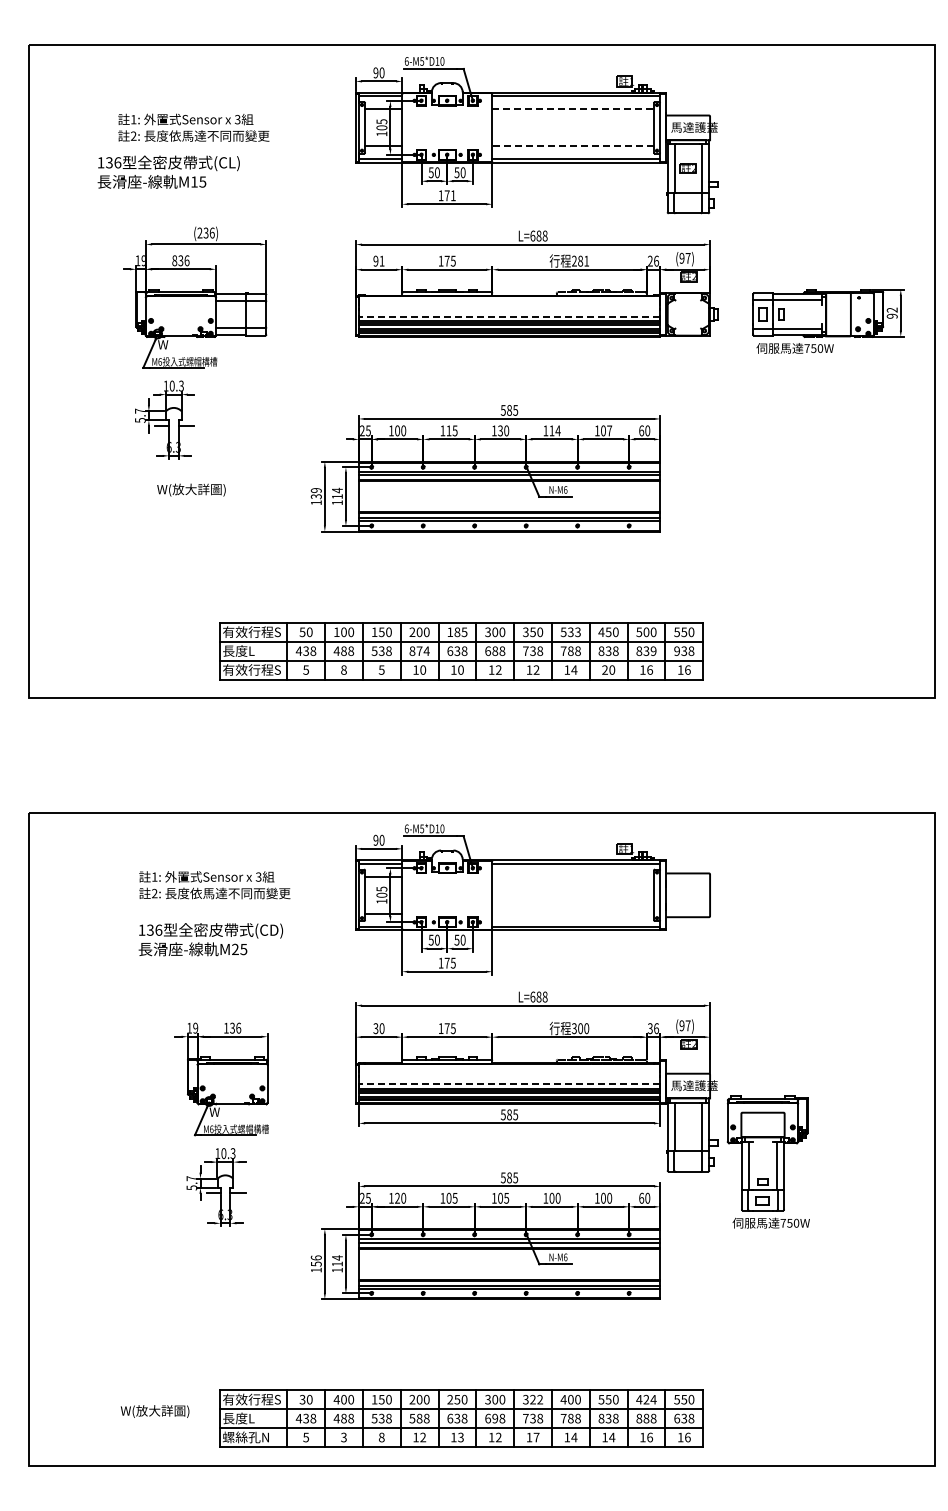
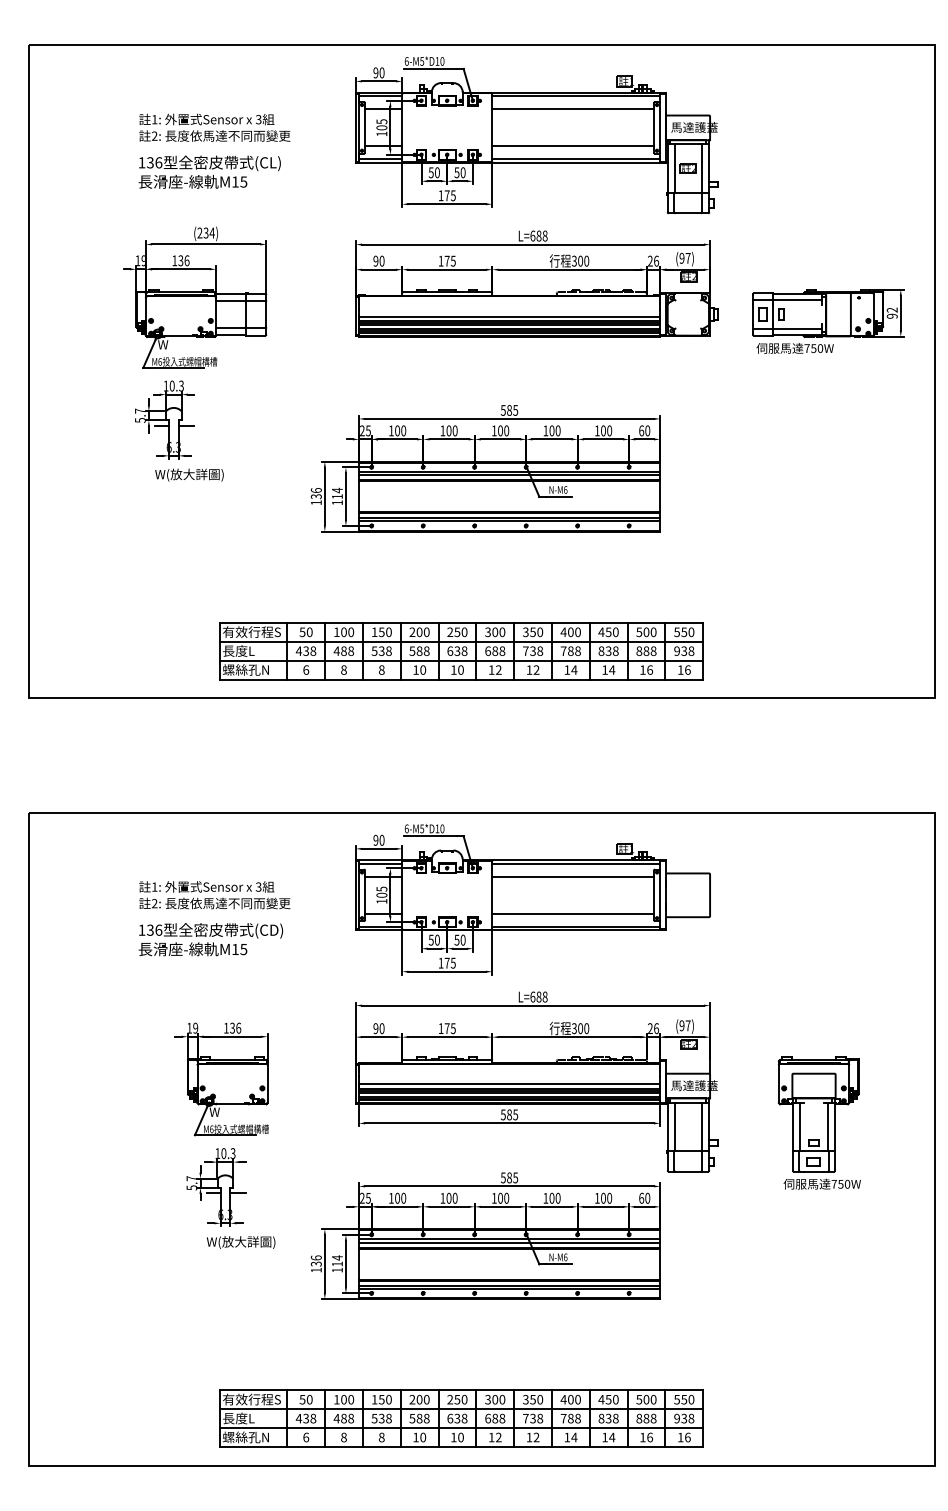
line: dashed -> solid (573, 109)
text position: (193, 127) -> (214, 127) (214, 127)
line: dashed -> solid (573, 146)
text position: (168, 171) -> (209, 171) (209, 171)
text: 171 -> 175 (452, 195)
text: (236) -> (234) (211, 232)
text: 836 -> 136 (174, 260)
text: 91 -> 90 (381, 260)
text: 281 -> 300 (580, 260)
line: dashed -> solid (509, 316)
text: 115 -> 100 (451, 430)
text: 130 -> 100 (500, 430)
text: 114 -> 100 (554, 430)
text: 107 -> 100 (609, 430)
text position: (191, 489) -> (189, 474) (189, 474)
text: 139 -> 136 (315, 490)
text: 185 -> 250 (457, 631)
text: 533 -> 400 (570, 632)
text: 874 -> 588 (419, 650)
text: 839 -> 888 (649, 650)
text: 有效行程S -> 螺絲孔N (251, 669)
text: 5 -> 6 (306, 669)
text: 5 -> 8 (381, 669)
text: 20 -> 14 (608, 669)
line: none -> present (572, 876)
text position: (214, 885) -> (214, 895) (214, 895)
line: none -> present (572, 913)
text: M25 -> M15 (235, 948)
text: 30 -> 90 (375, 1028)
text: 36 -> 26 (649, 1028)
line: dashed -> solid (509, 1084)
part position: (767, 1161) -> (818, 1122) (818, 1122)
text: 105 -> 100 (454, 1197)
text: 105 -> 100 (506, 1197)
text: 120 -> 100 (397, 1198)
text: 156 -> 136 (313, 1263)
text: 30 -> 50 (302, 1398)
text: 400 -> 100 (336, 1399)
text: 322 -> 350 (536, 1399)
text: 550 -> 450 (601, 1399)
text: 424 -> 500 (646, 1399)
text position: (154, 1411) -> (240, 1242) (240, 1242)
text: 698 -> 688 (495, 1418)
text: 638 -> 938 (677, 1418)
text: 5 -> 6 (306, 1437)
text: 3 -> 8 (343, 1437)
text: 12 -> 10 (423, 1437)
text: 13 -> 10 (460, 1437)
text: 17 -> 12 (536, 1437)
